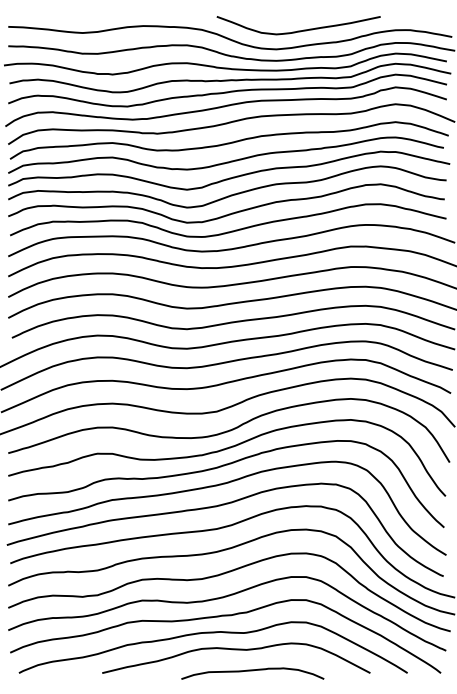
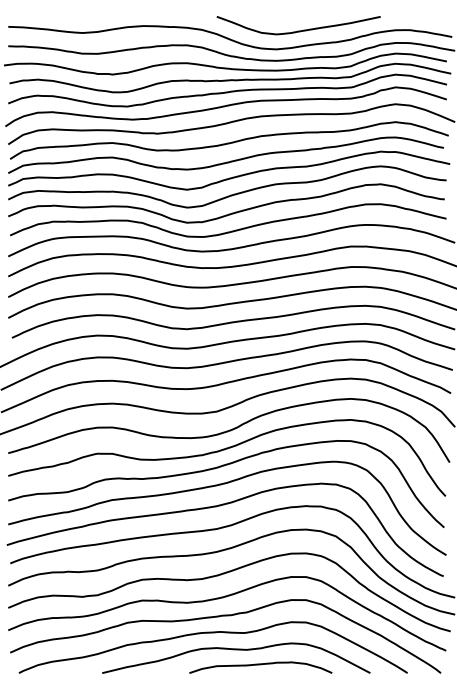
curve position: (252, 671) -> (260, 665) (260, 665)
